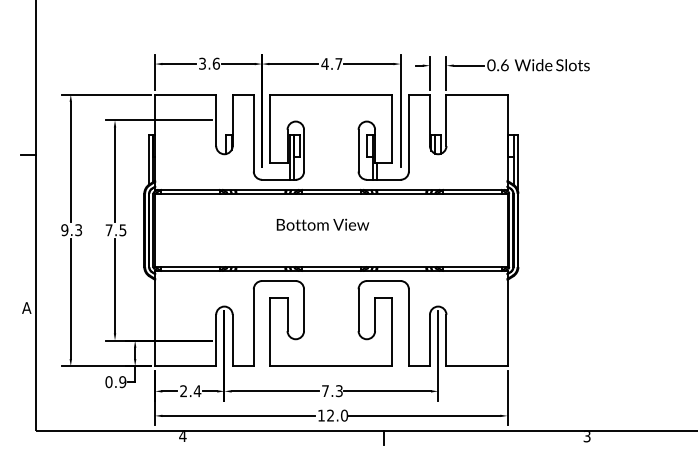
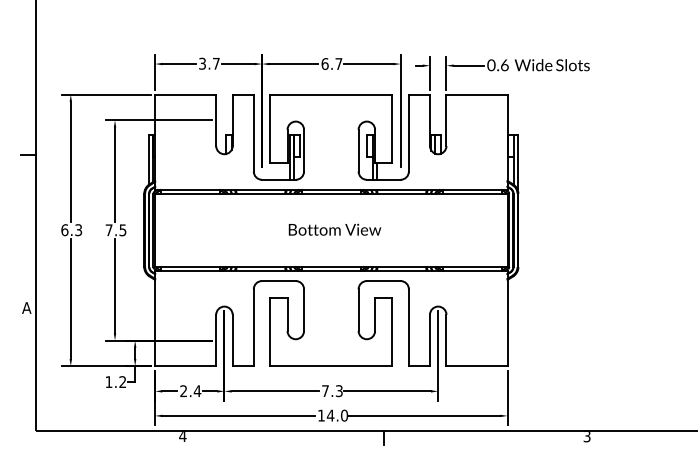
text: 3.6 -> 3.7 (215, 63)
text: 4.7 -> 6.7 (324, 64)
text position: (322, 224) -> (334, 229) (334, 229)
text: 9.3 -> 6.3 (64, 230)
text: 0.9 -> 1.2 (115, 382)
text: 12.0 -> 14.0 (330, 415)
